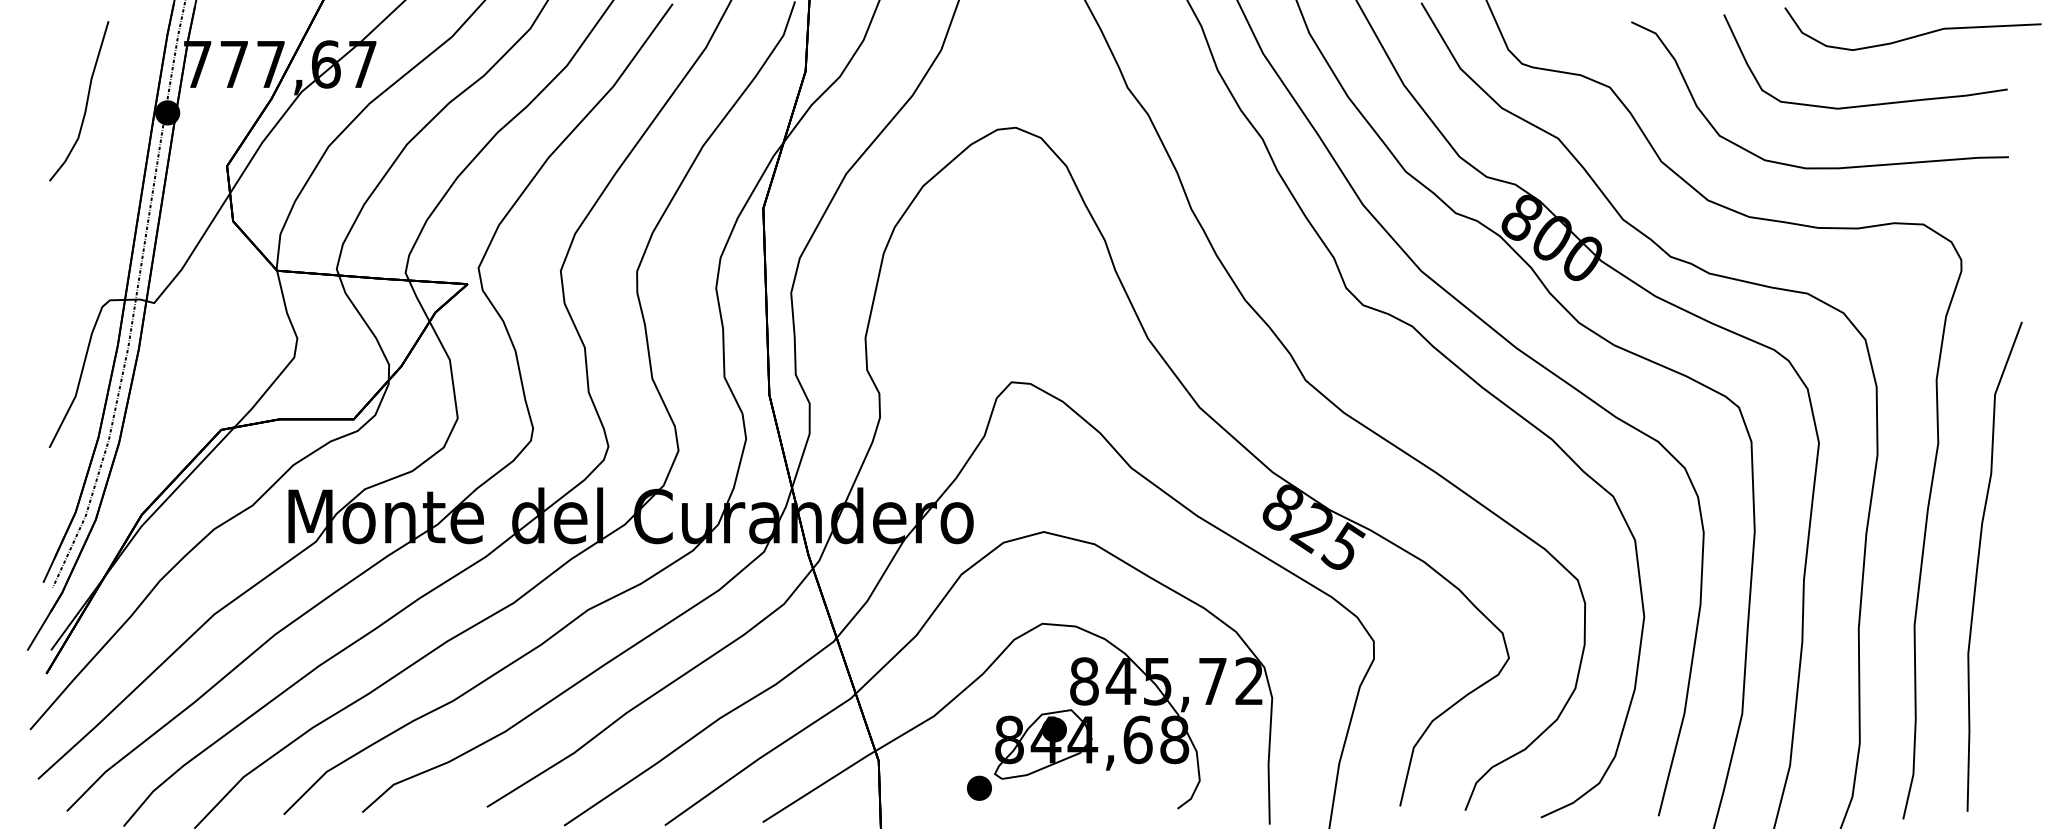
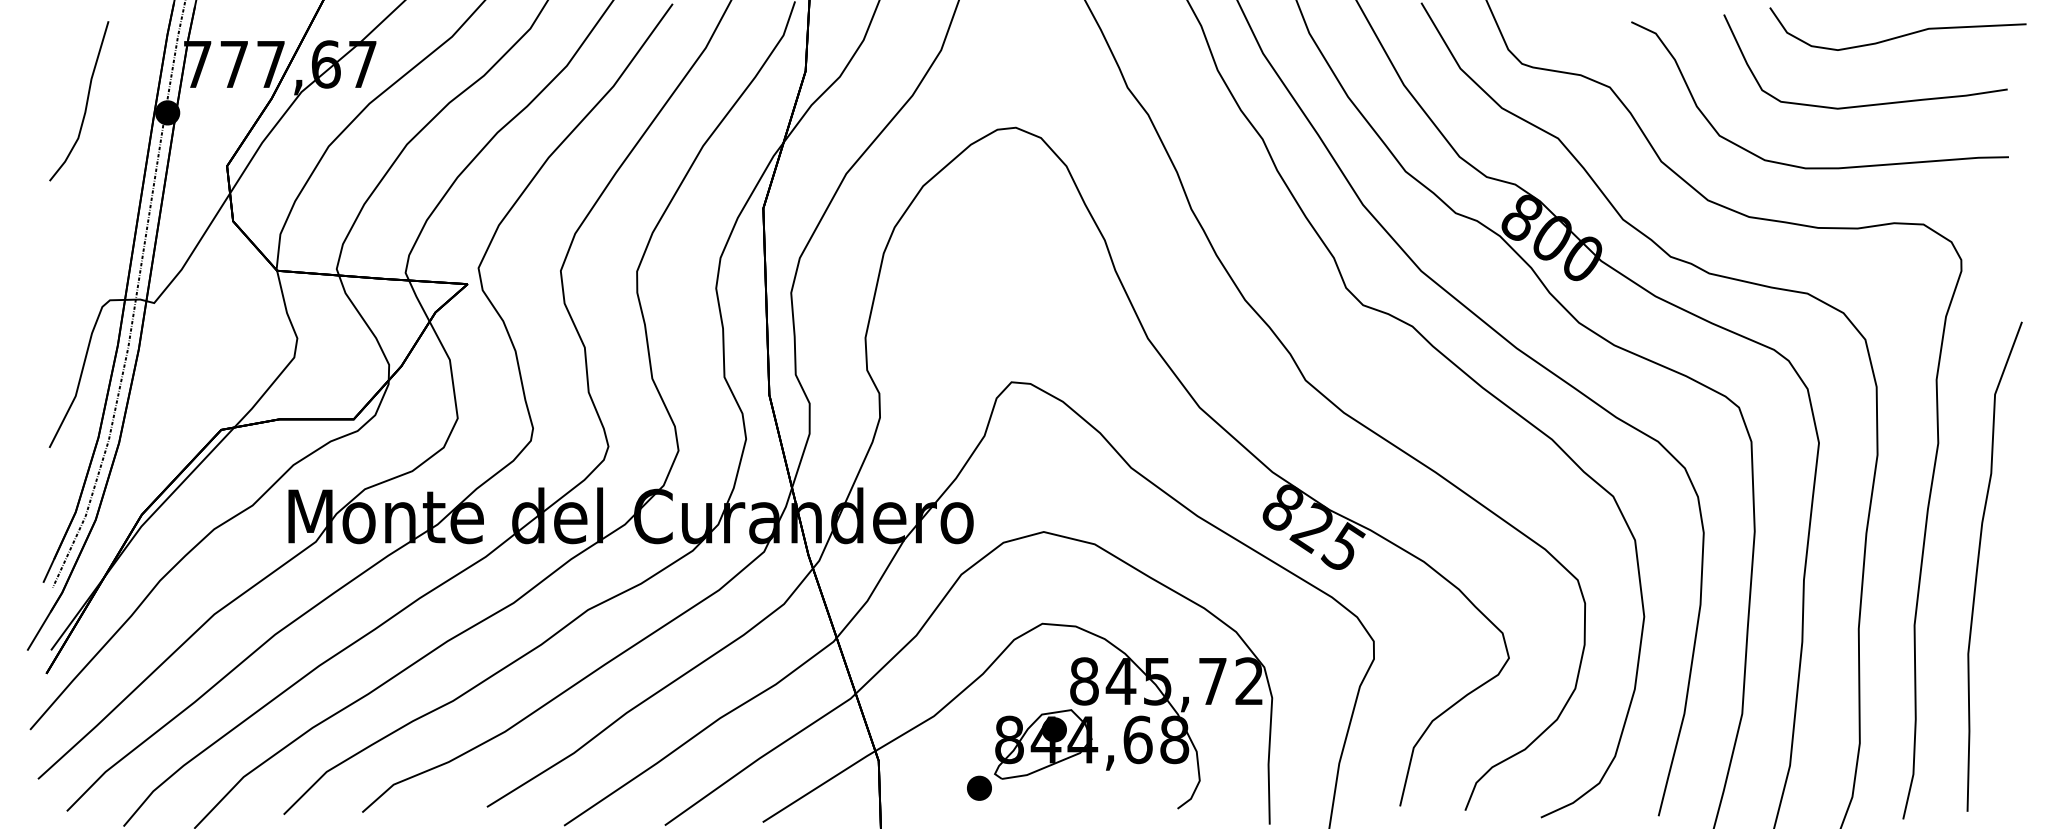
curve position: (1915, 35) -> (1900, 35) (1900, 35)
